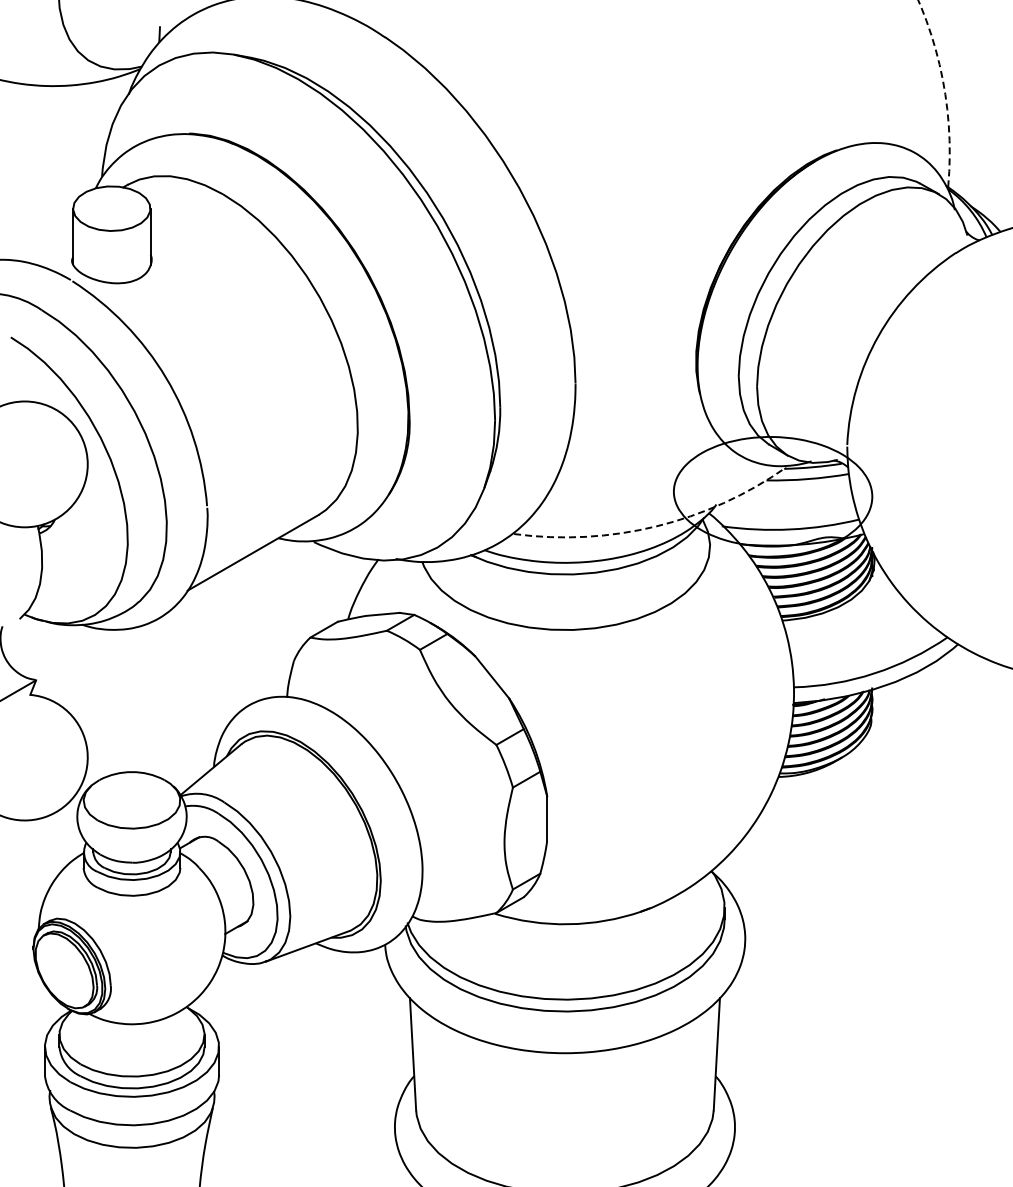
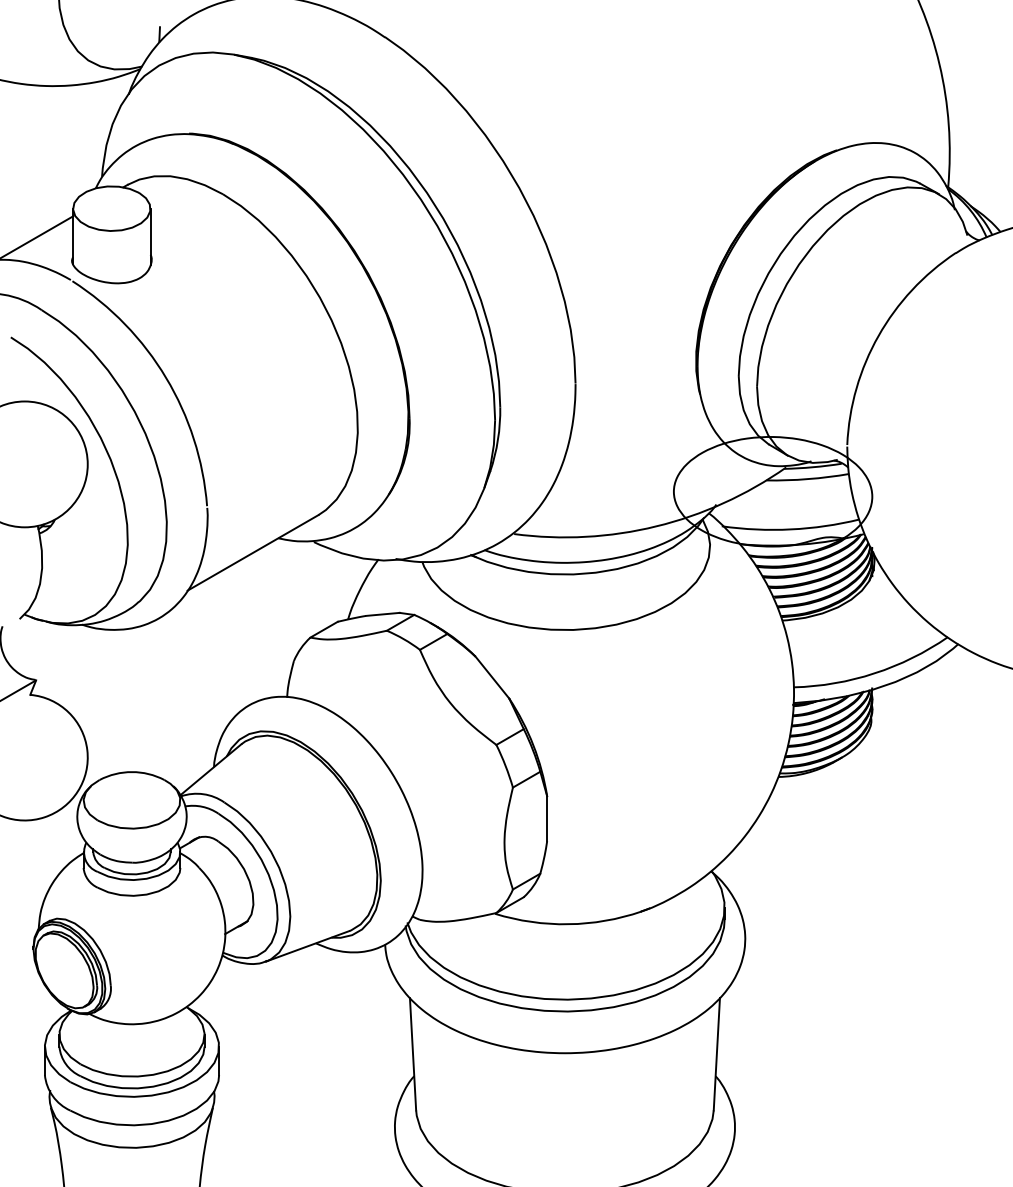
arc: dashed -> solid (944, 90)
line: none -> present (37, 236)
arc: dashed -> solid (656, 526)
